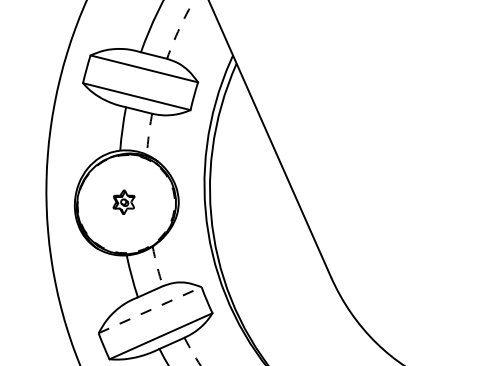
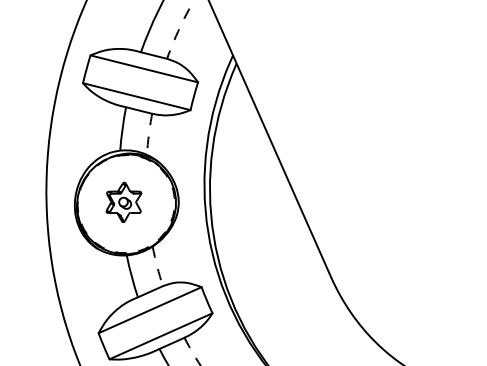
part size: 24x26 px -> 38x42 px (123, 201)
line: dashed -> solid (150, 310)
